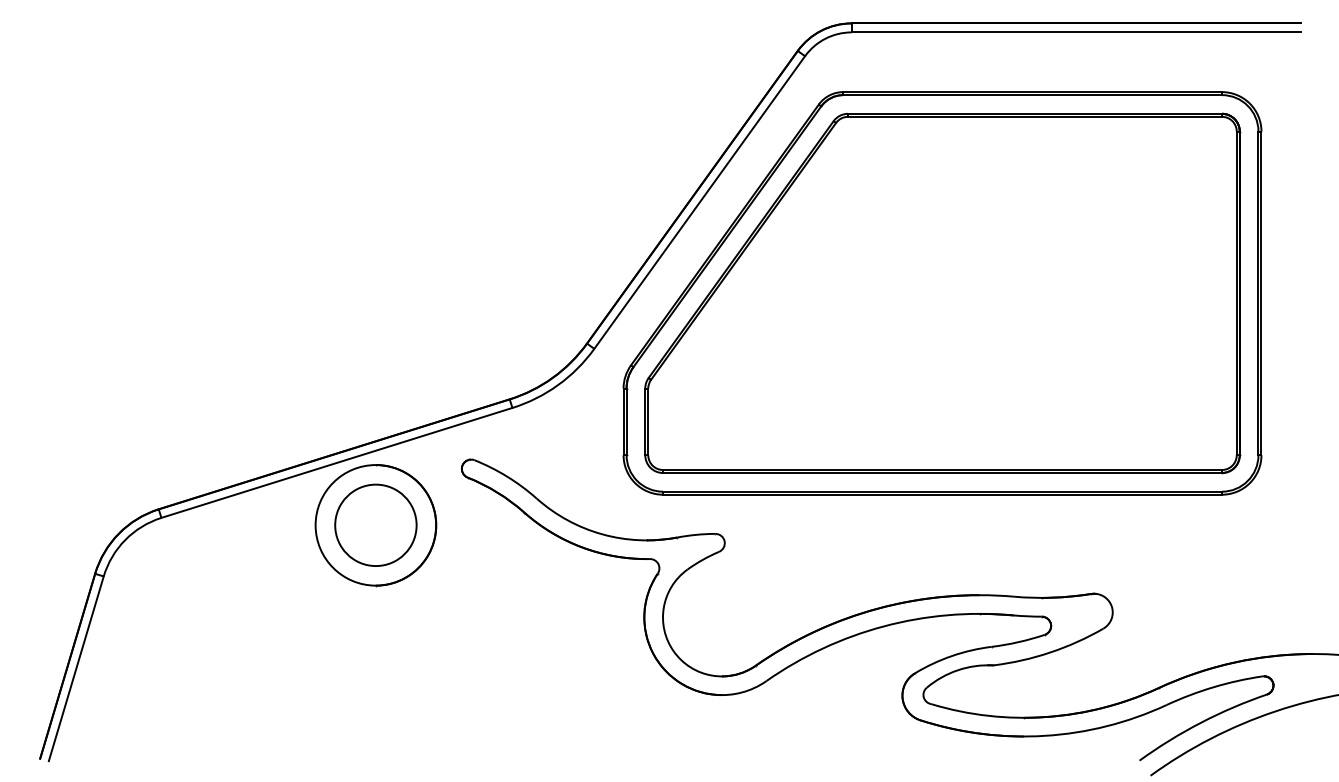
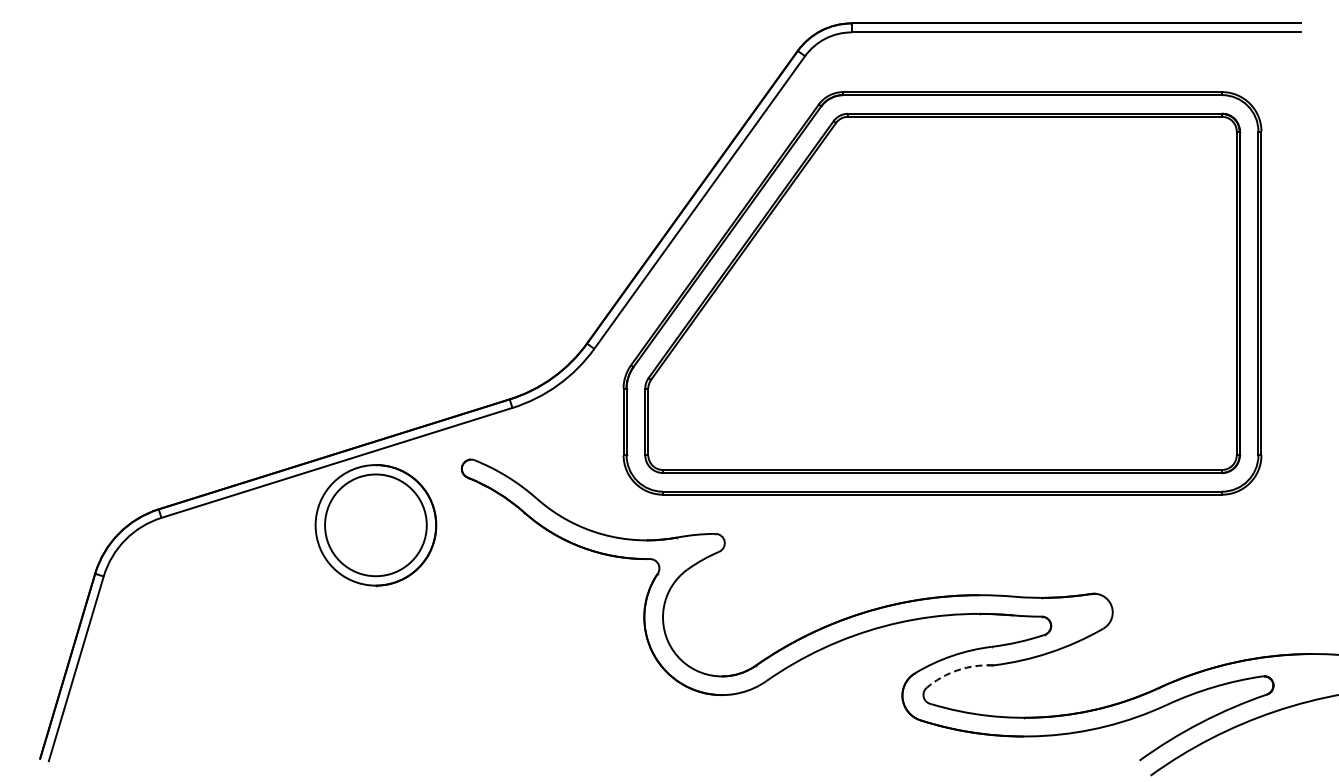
circle diameter: 81 px -> 102 px (375, 525)
arc: solid -> dashed (957, 670)
